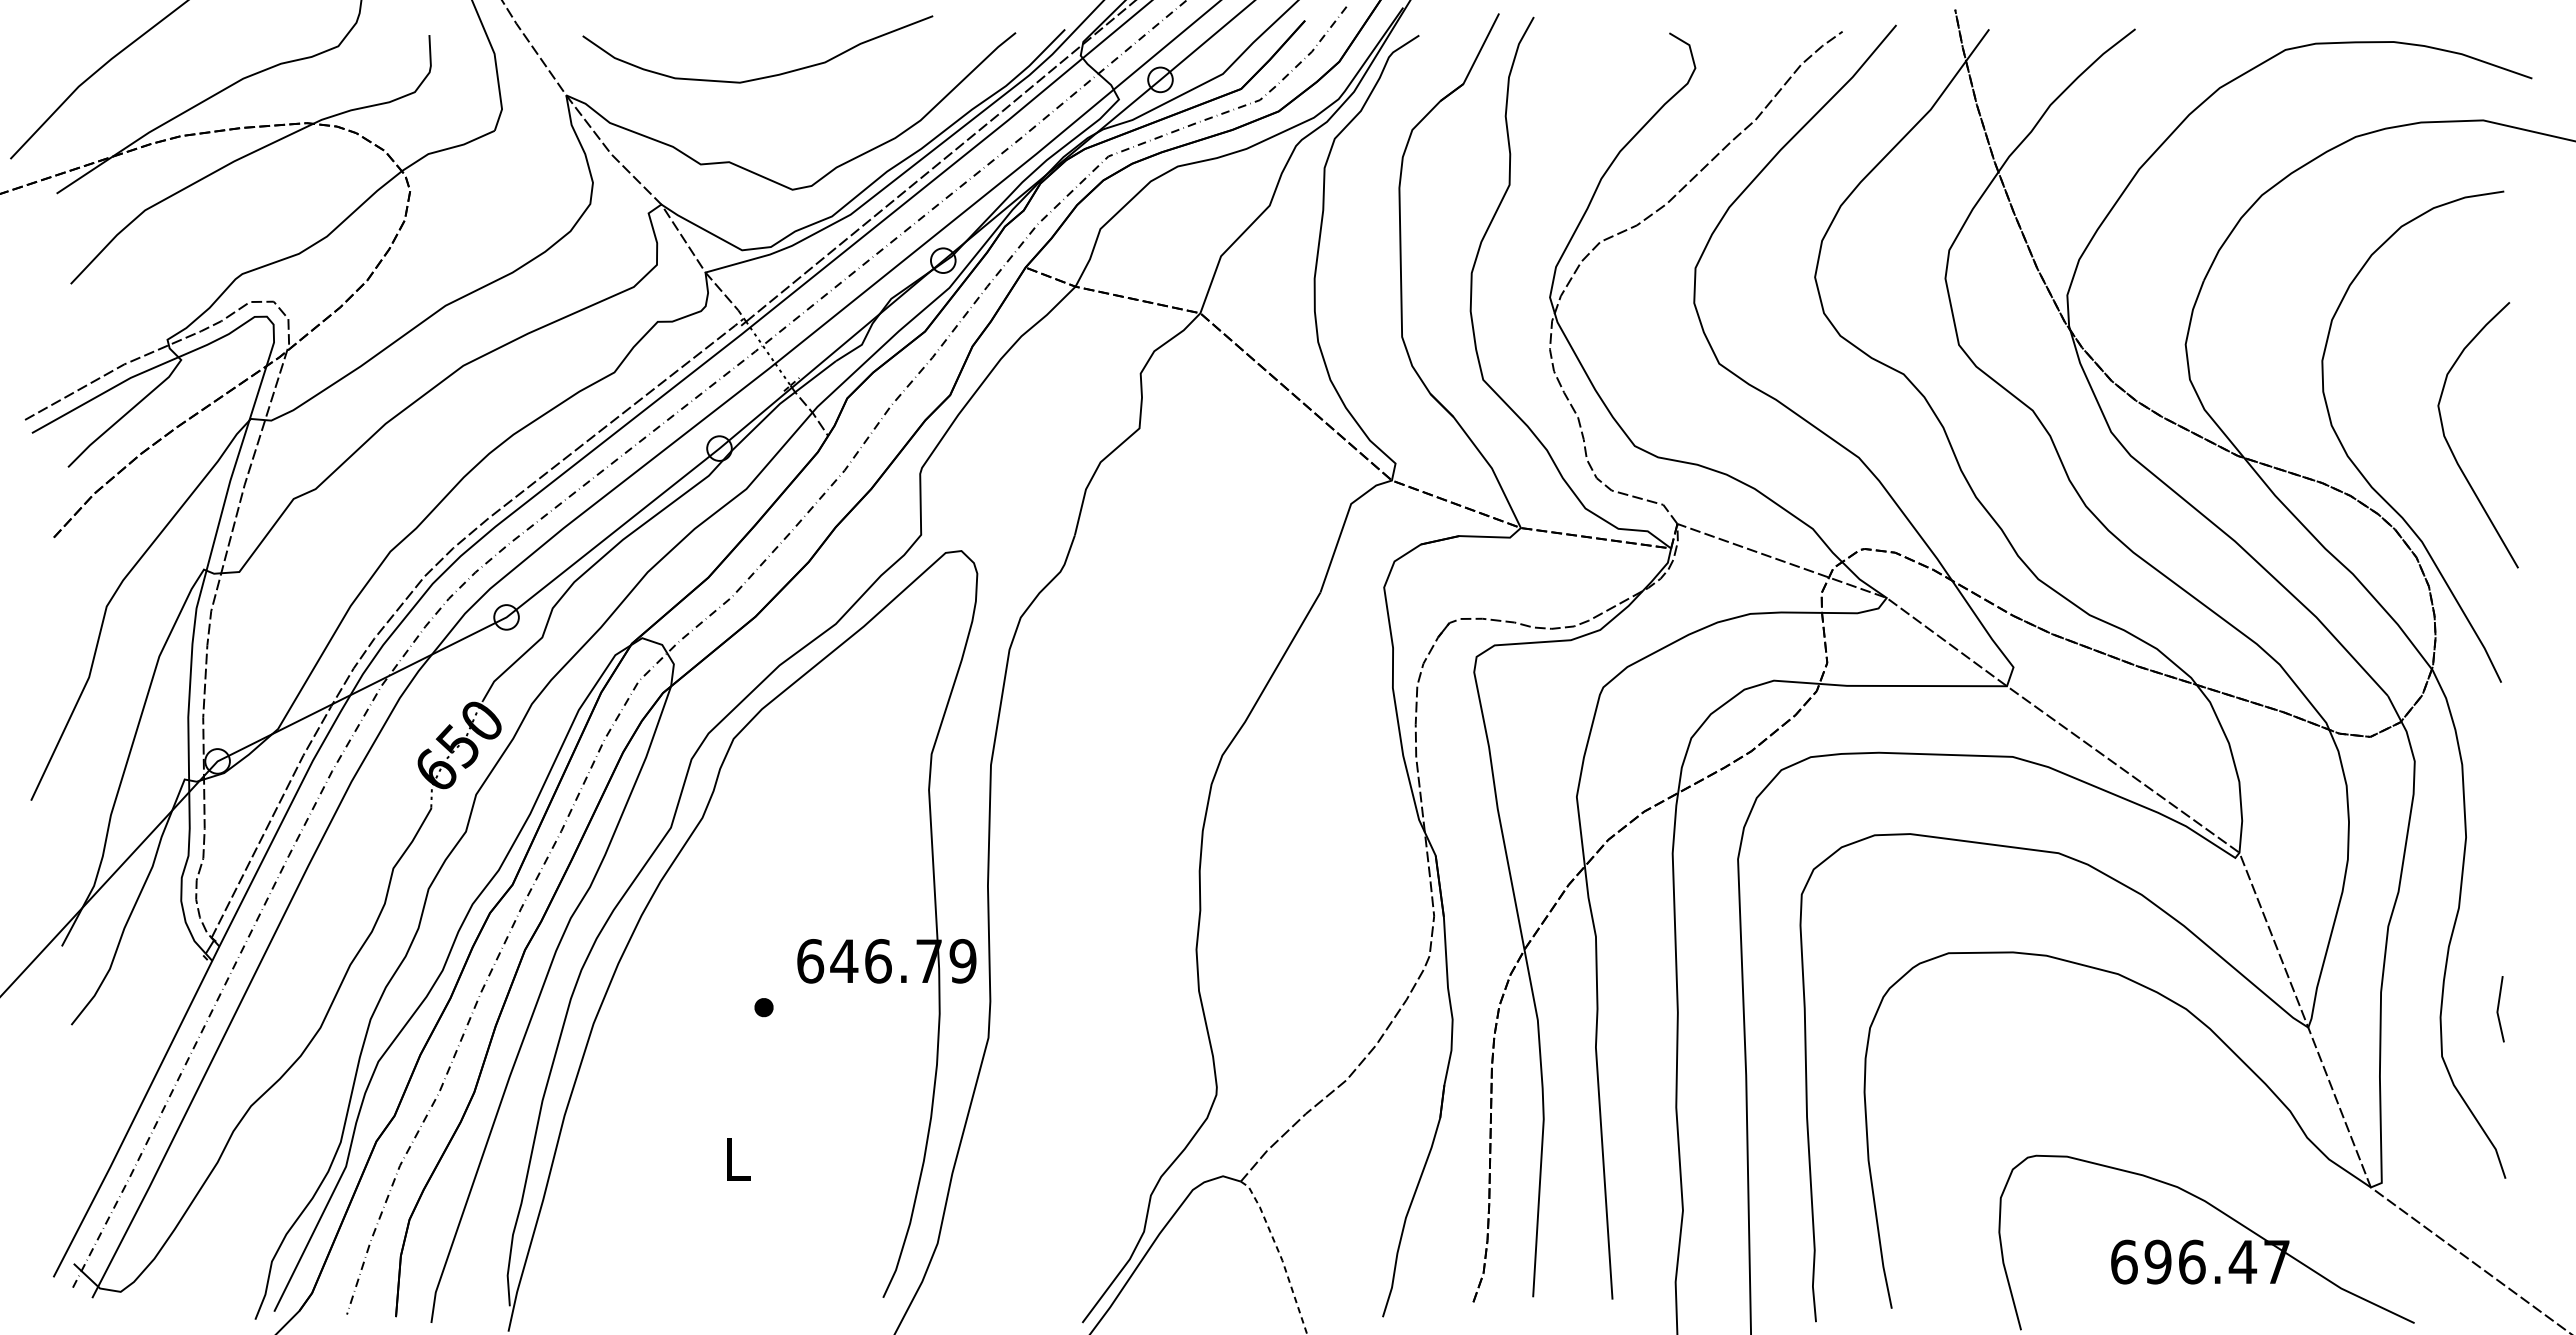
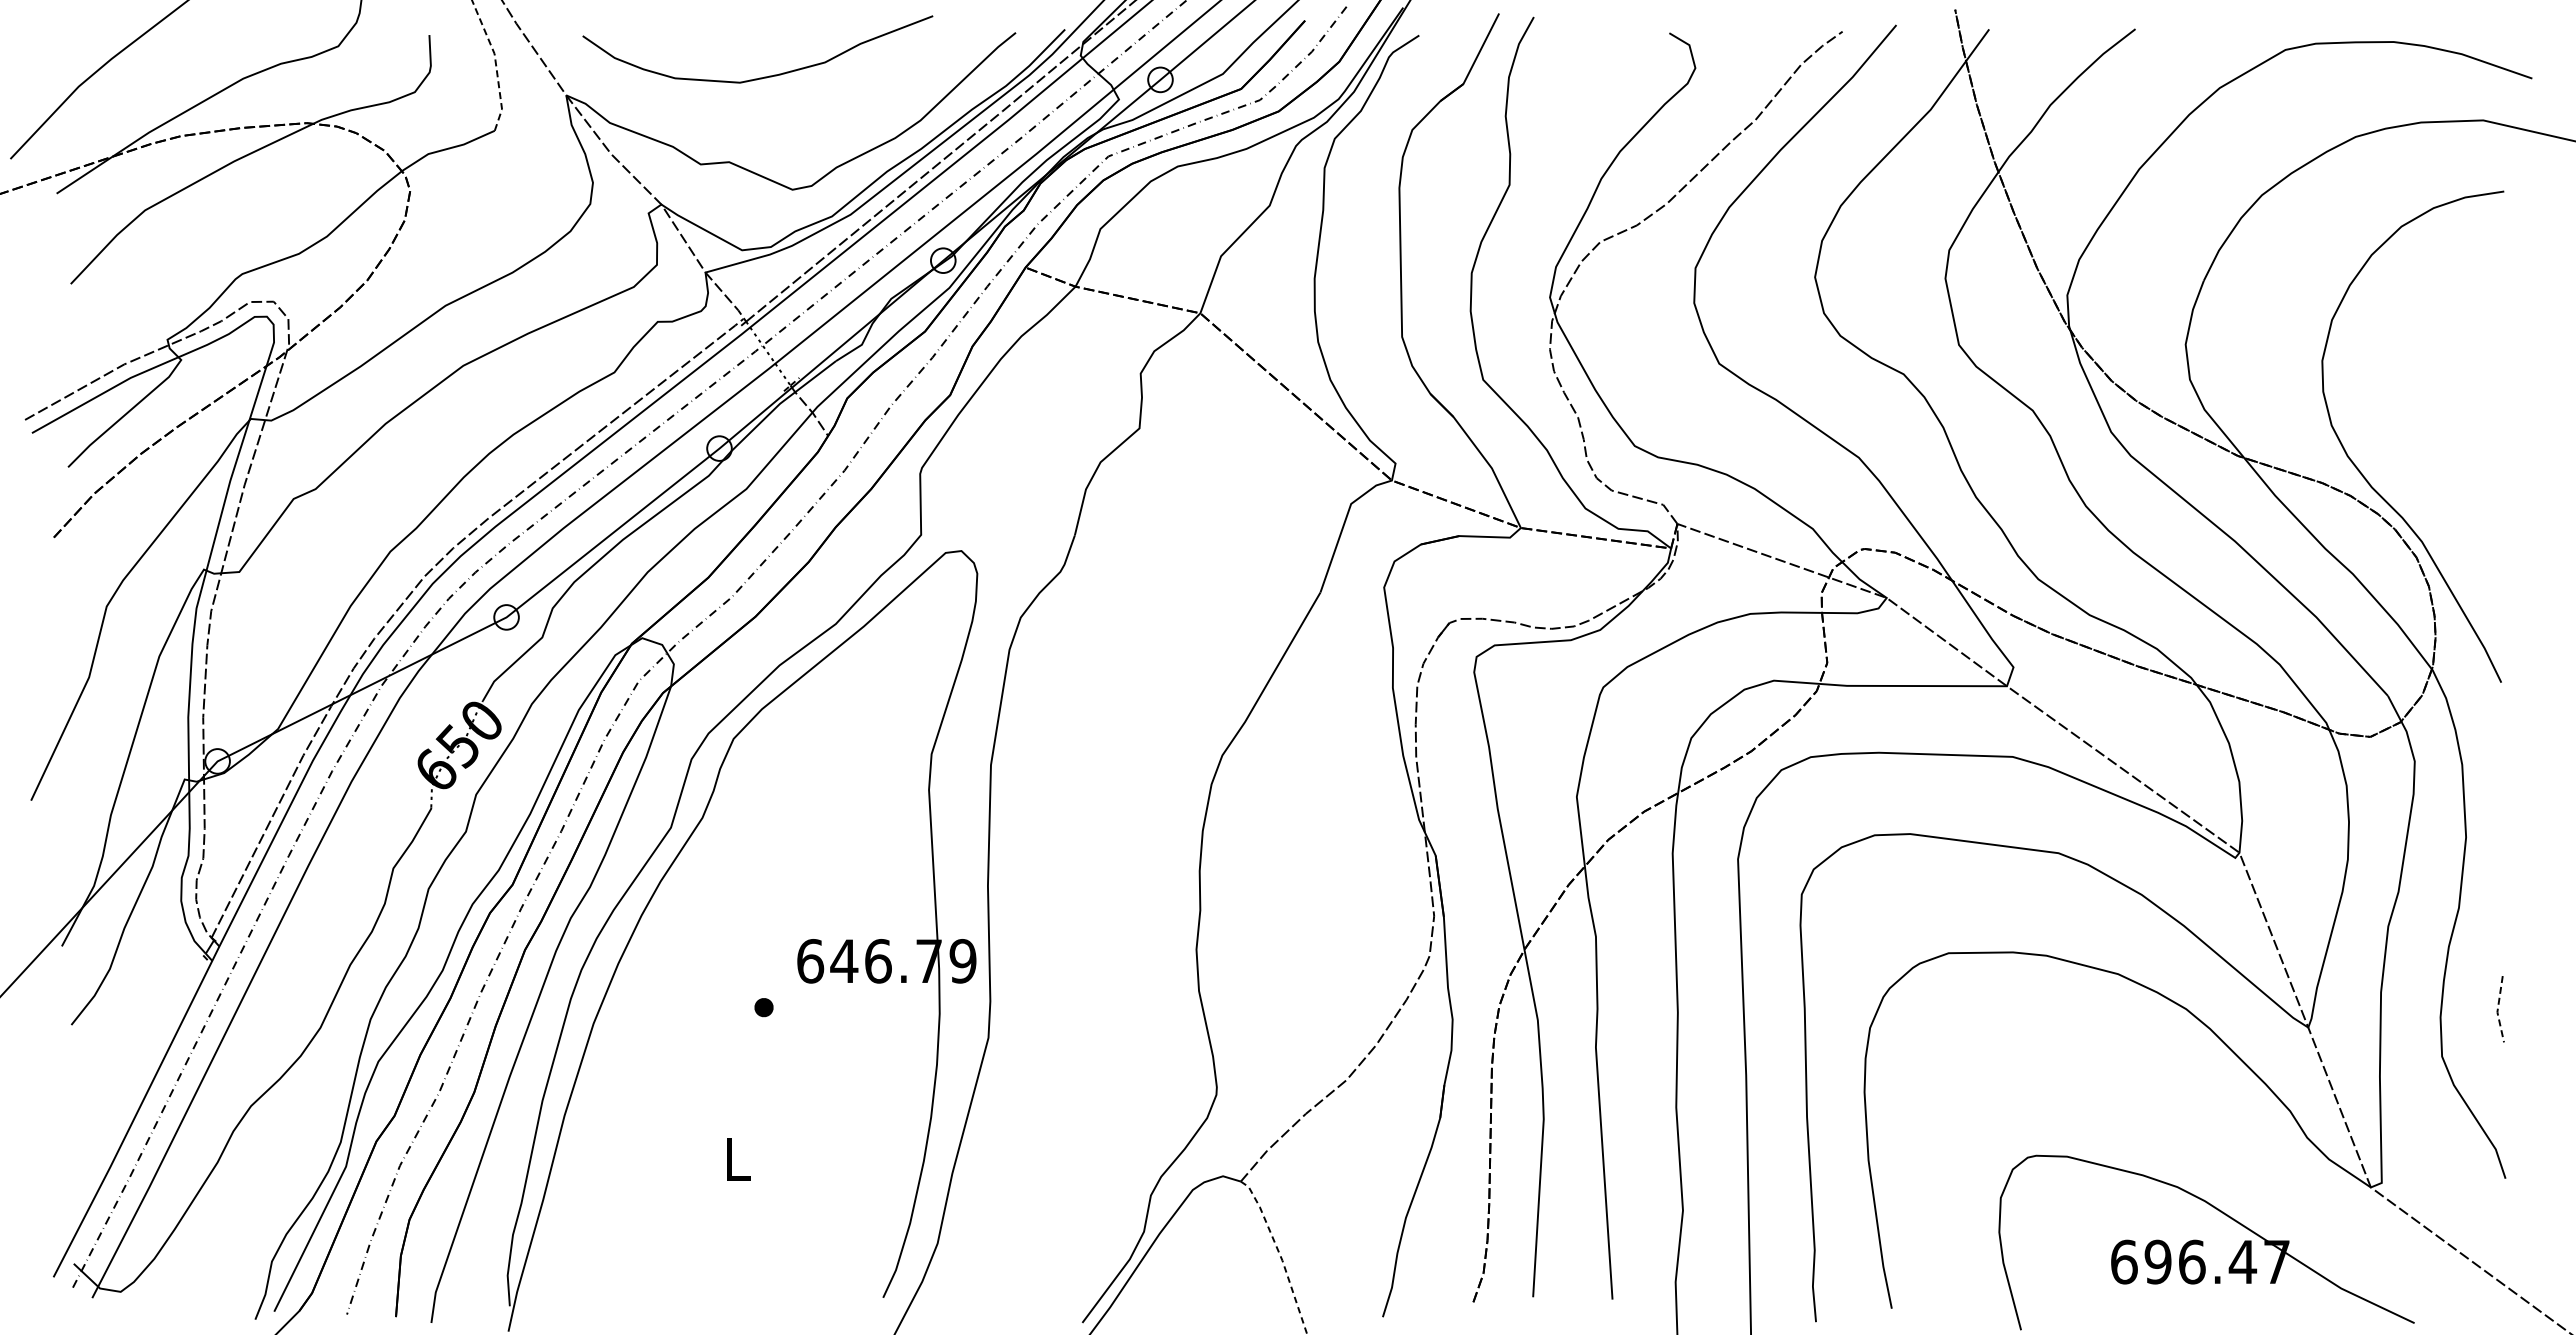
line: solid -> dashed (495, 63)
curve: present -> none (2451, 448)
line: solid -> dashed (2497, 1010)
